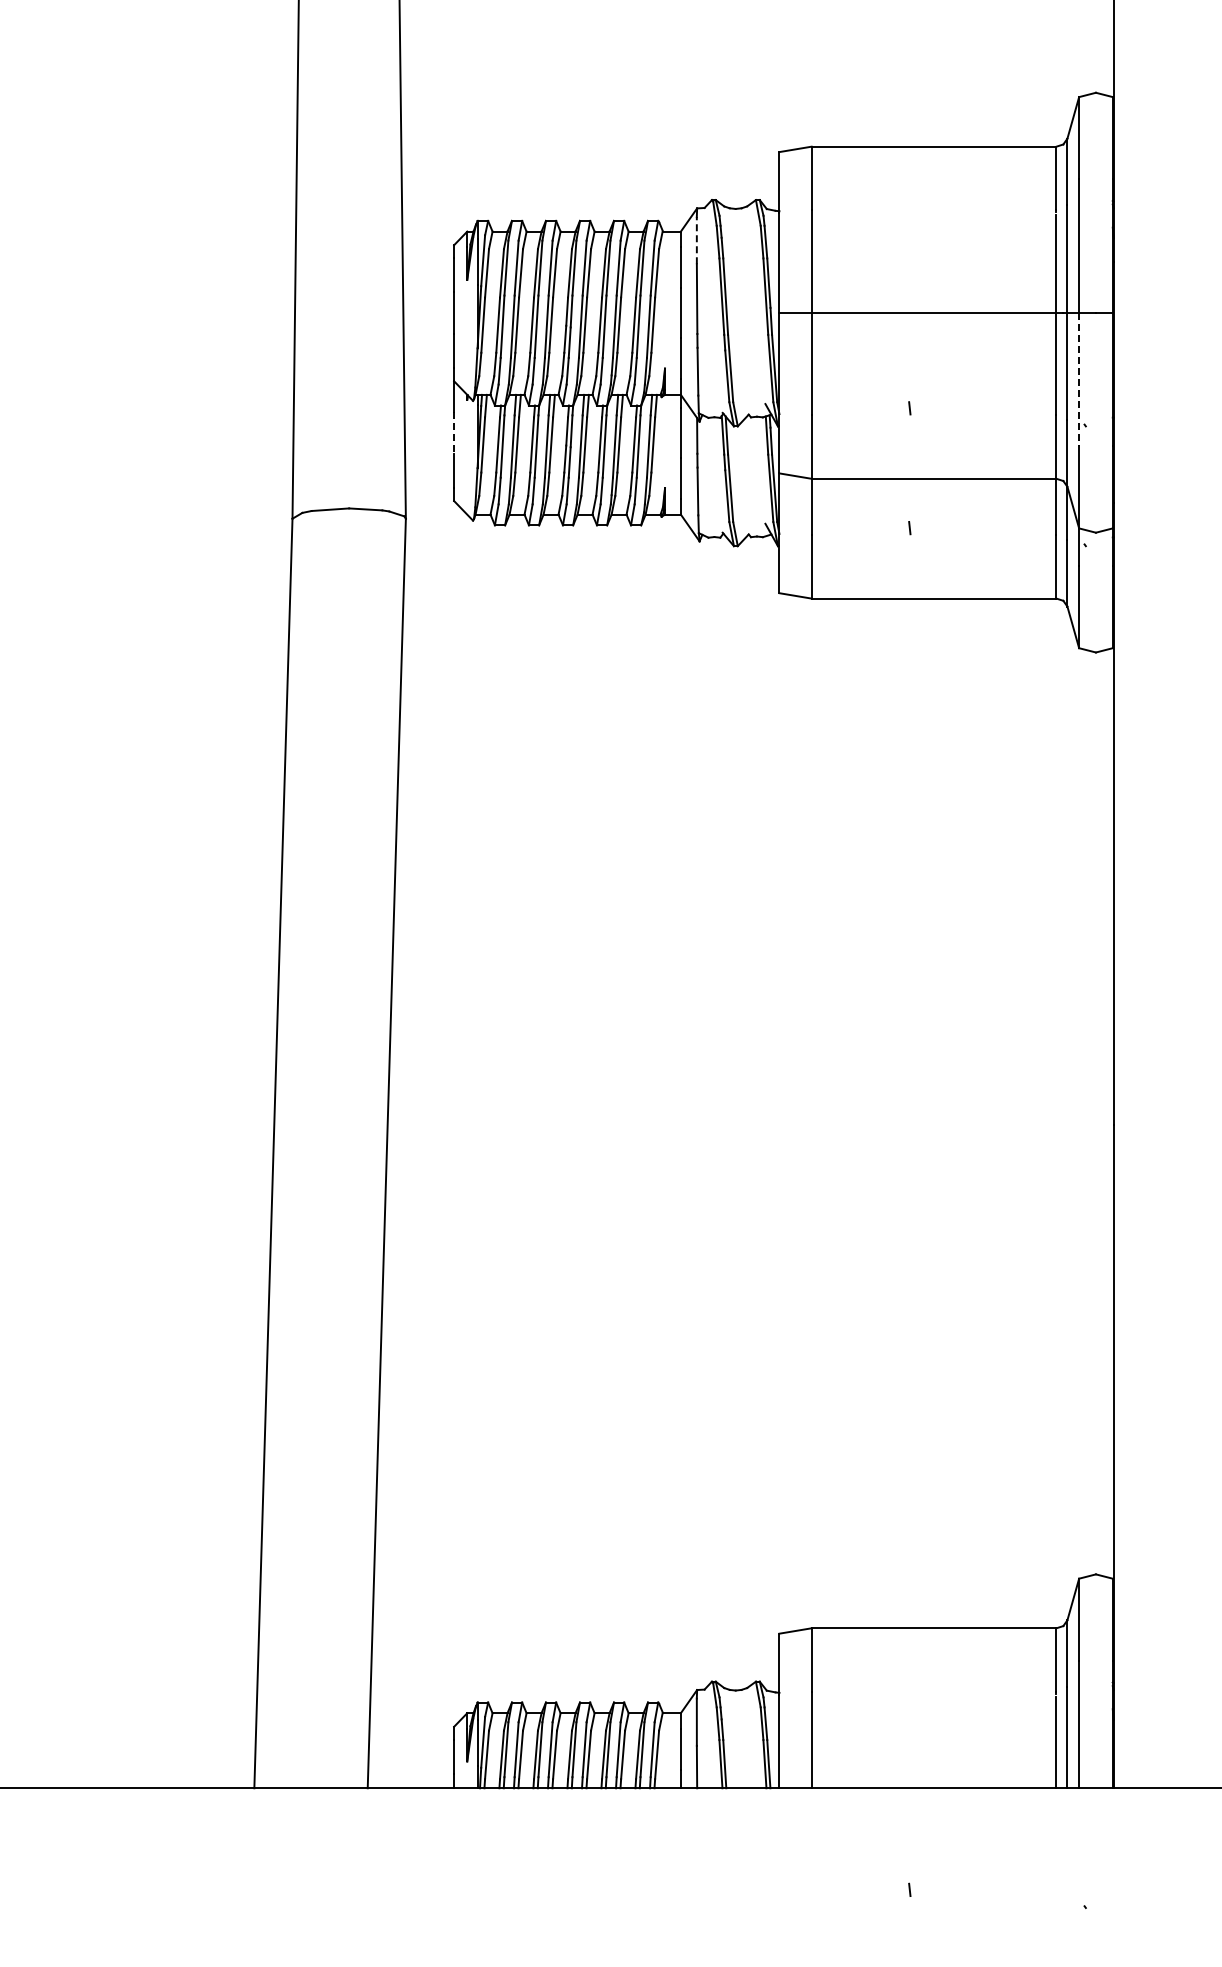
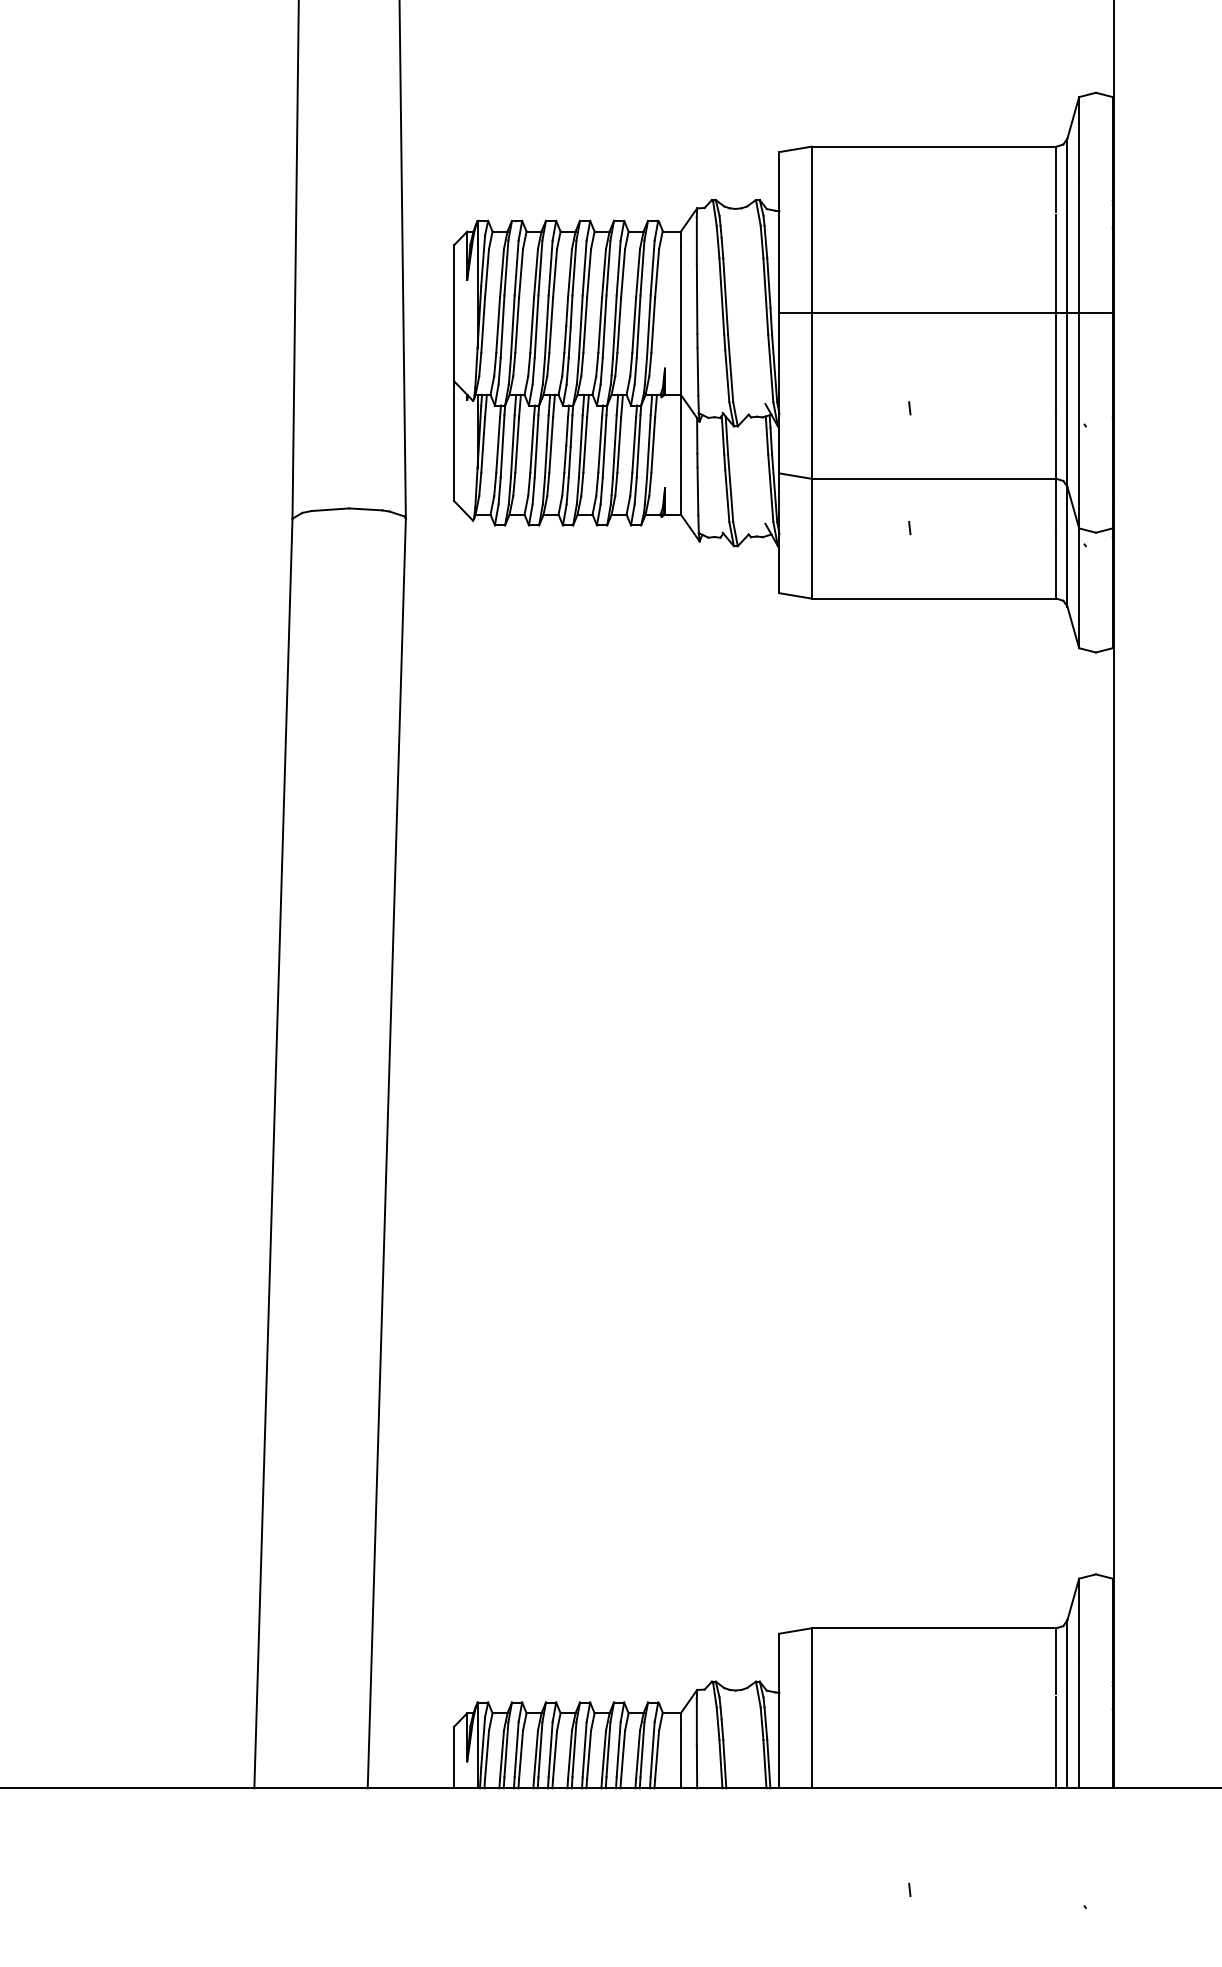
line: dashed -> solid (696, 240)
line: dashed -> solid (1079, 379)
line: dashed -> solid (454, 433)
